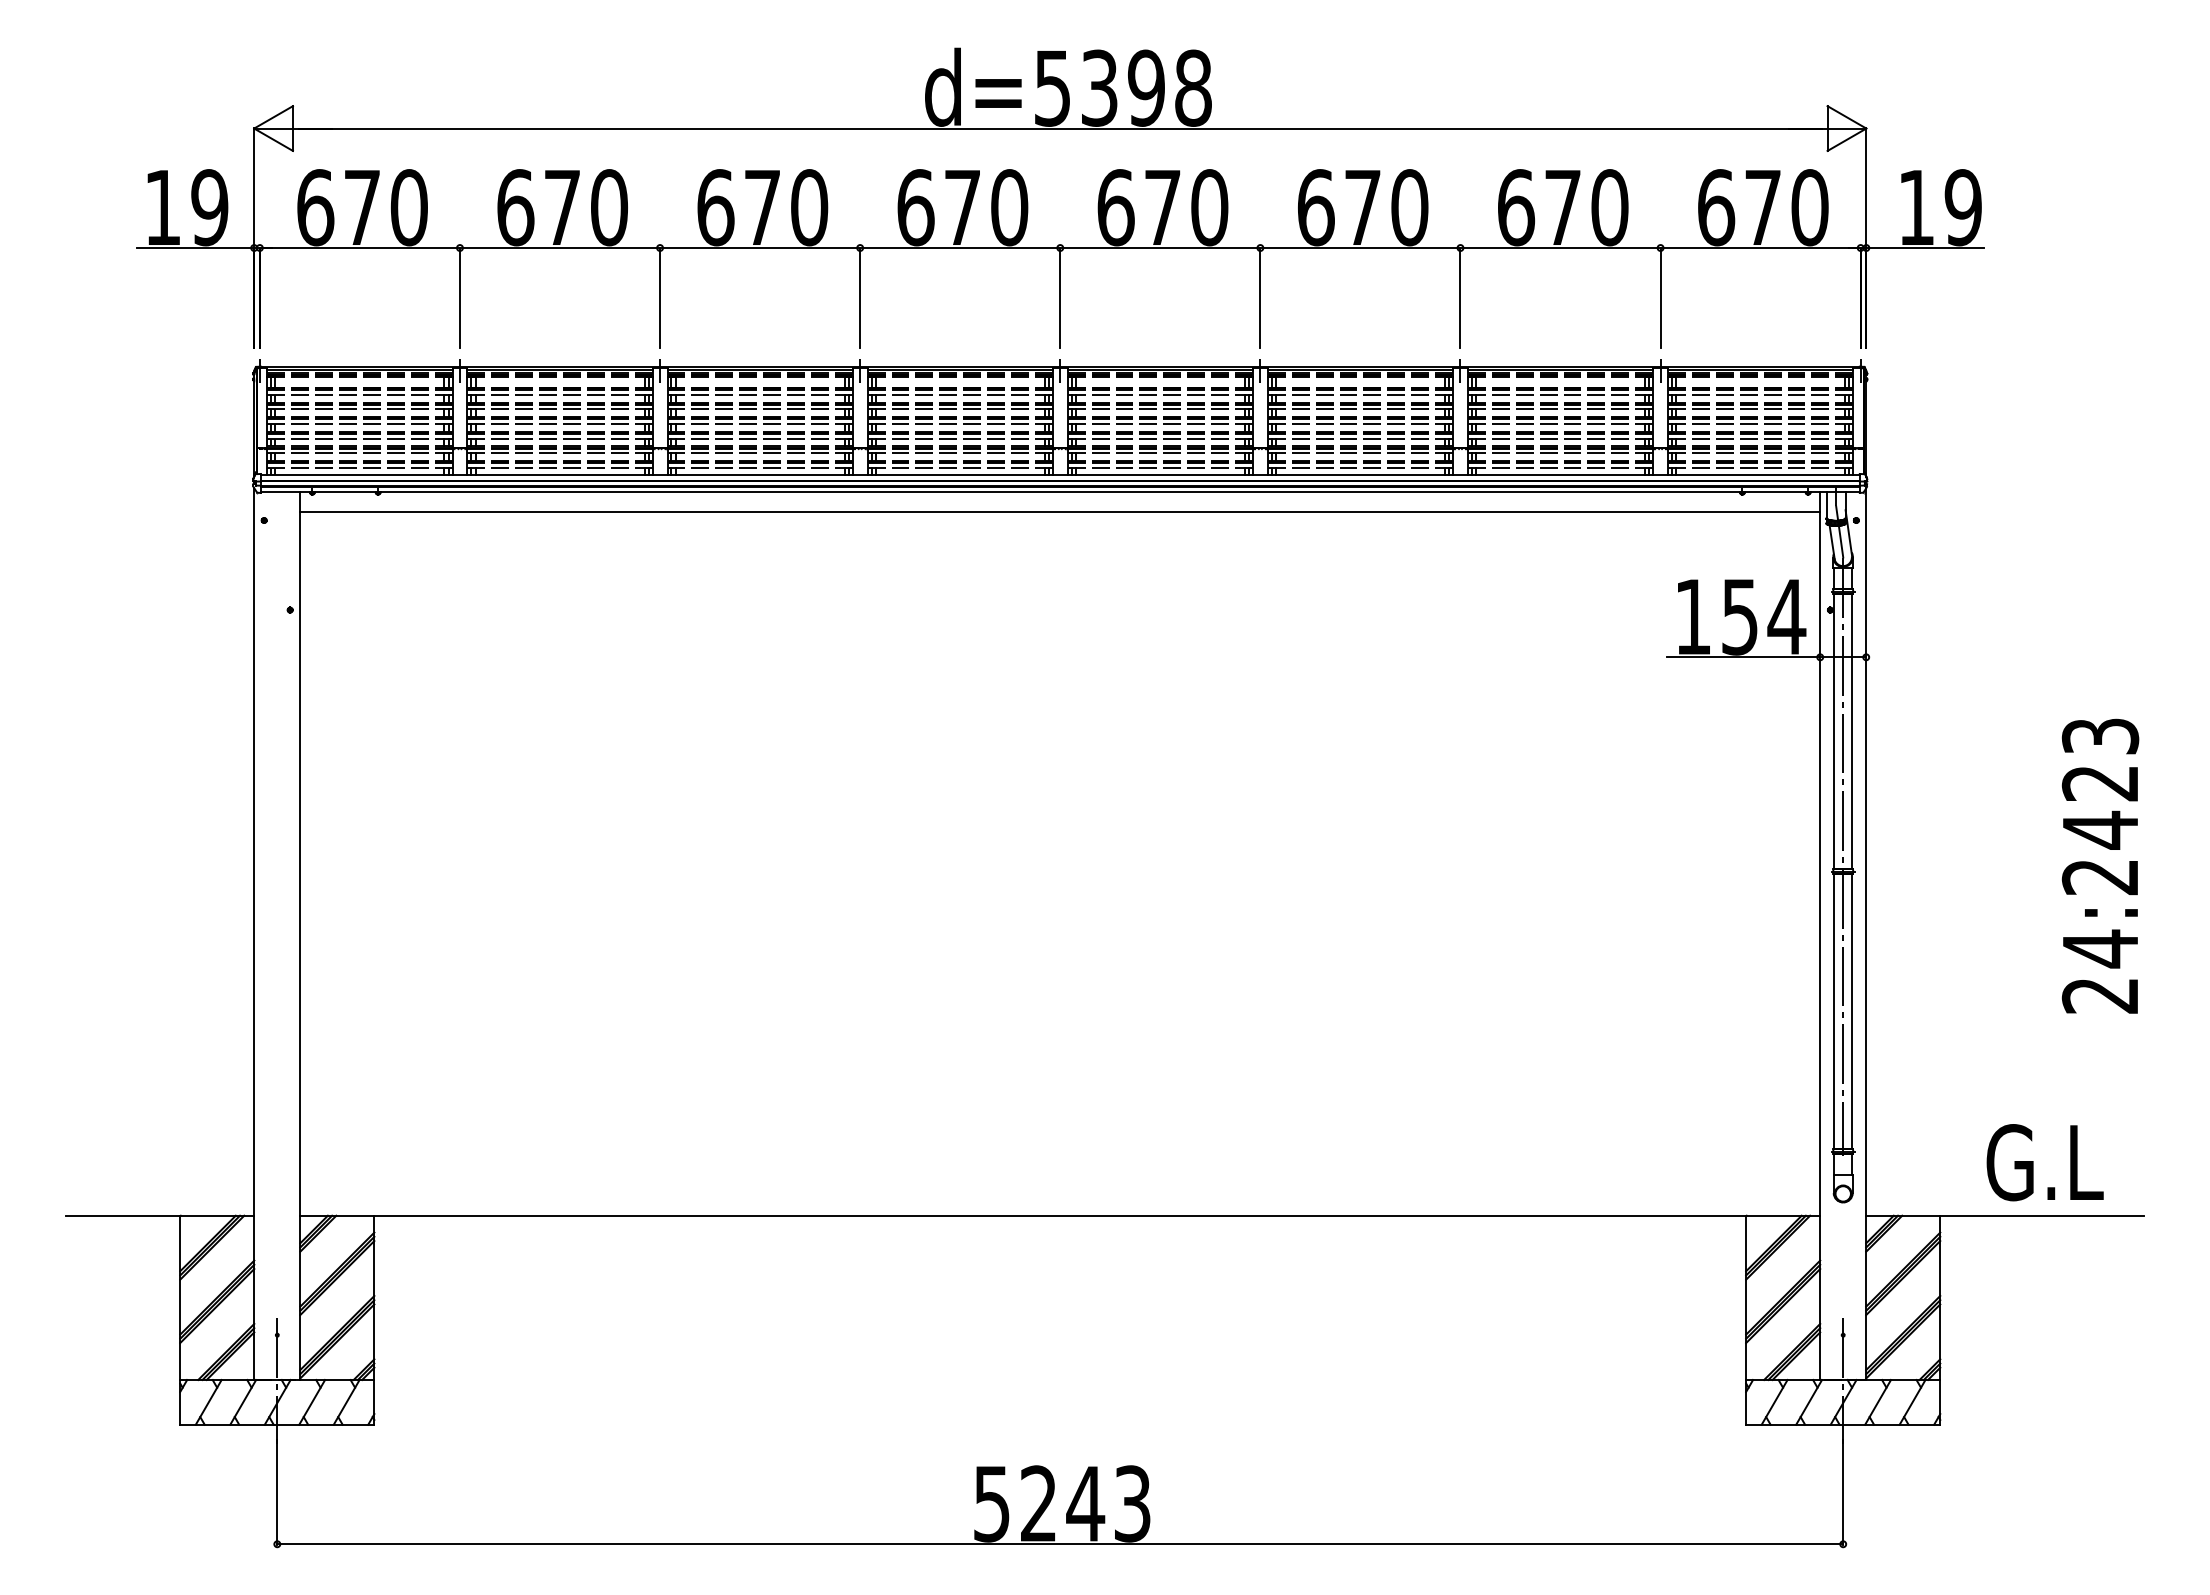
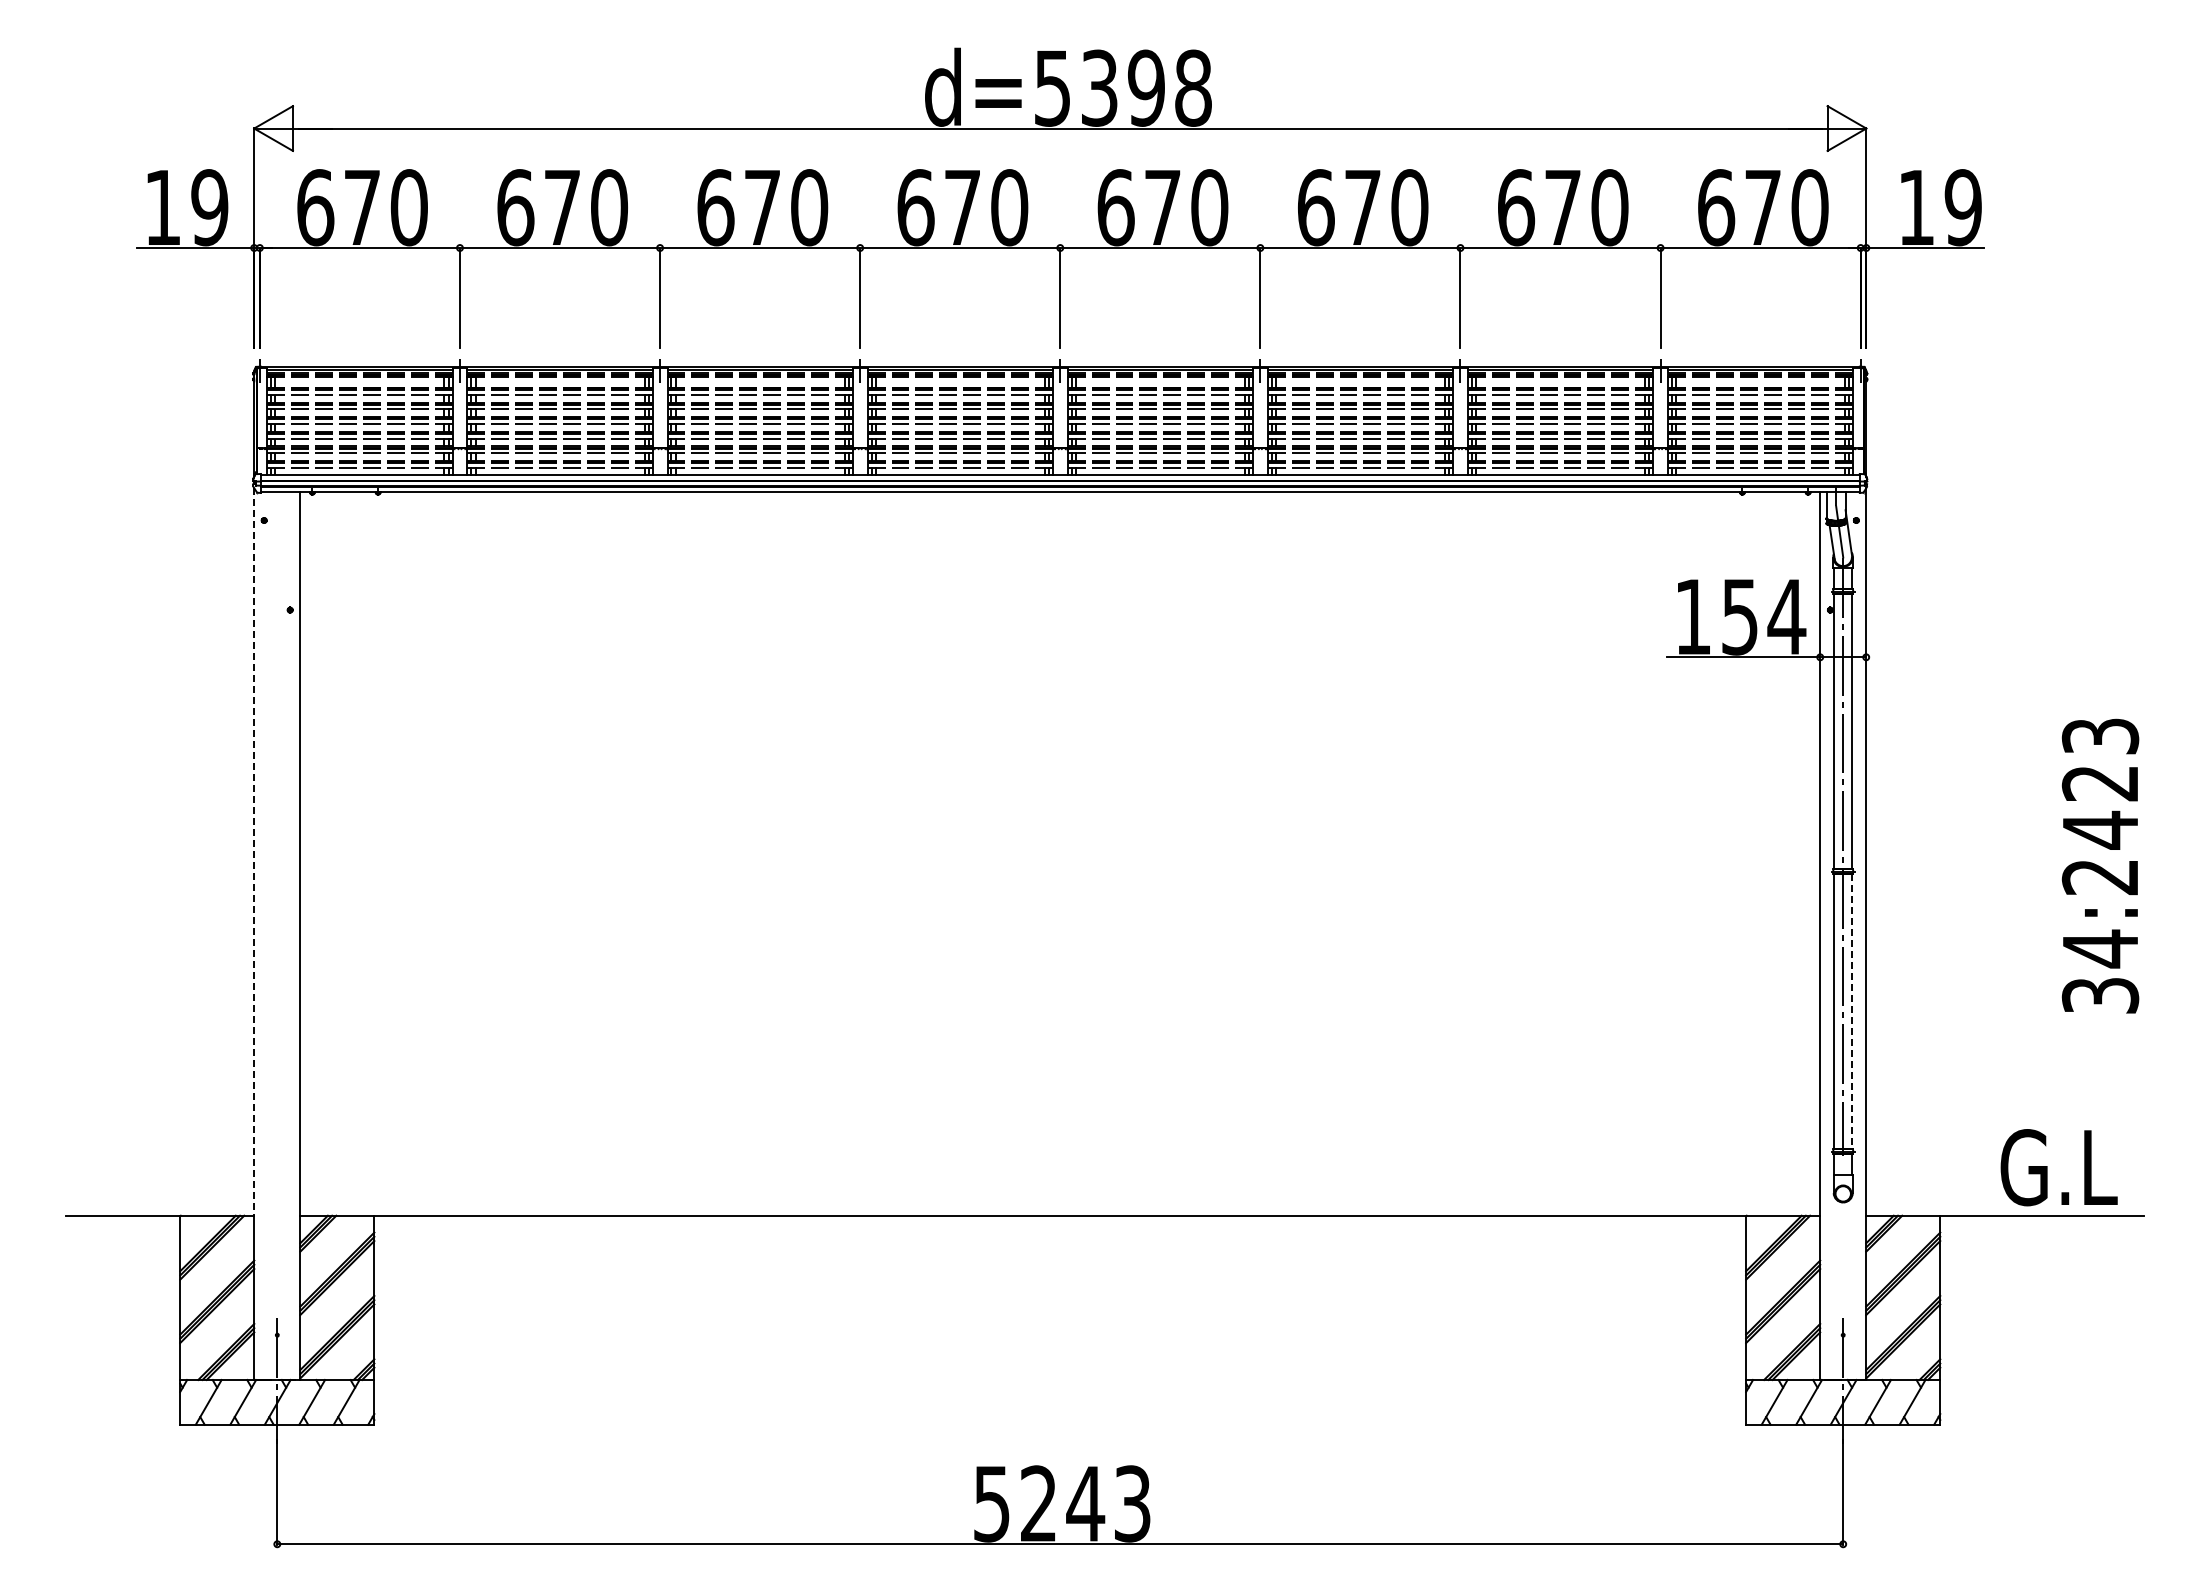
line: present -> none (1060, 512)
line: solid -> dashed (254, 852)
text: 24:2423 -> 34:2423 (2100, 995)
line: solid -> dashed (1852, 1012)
text position: (2044, 1162) -> (2058, 1167) (2058, 1167)
